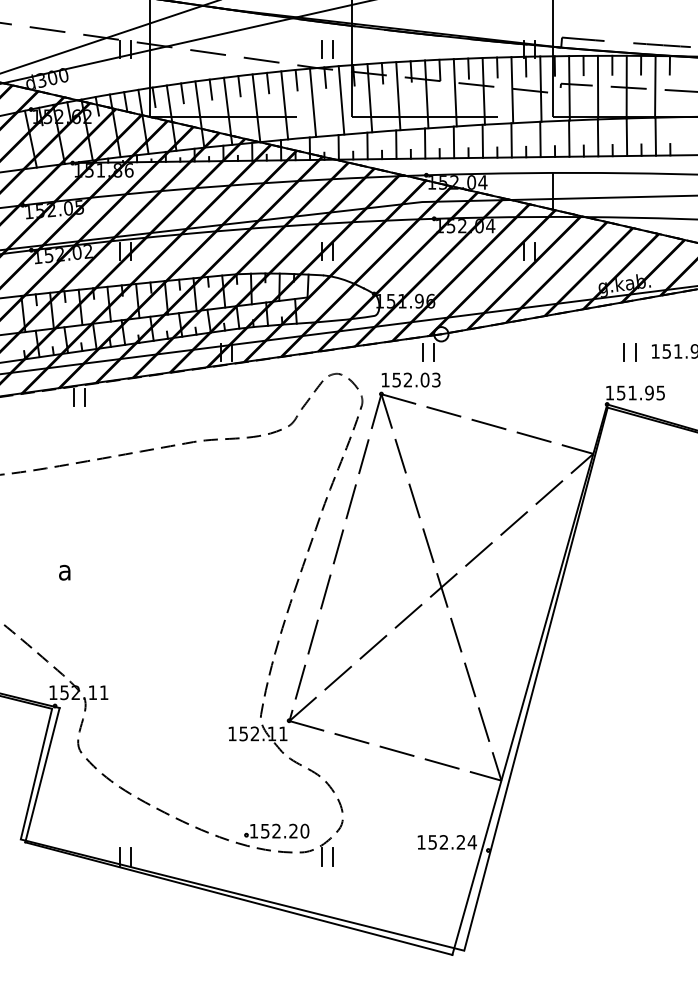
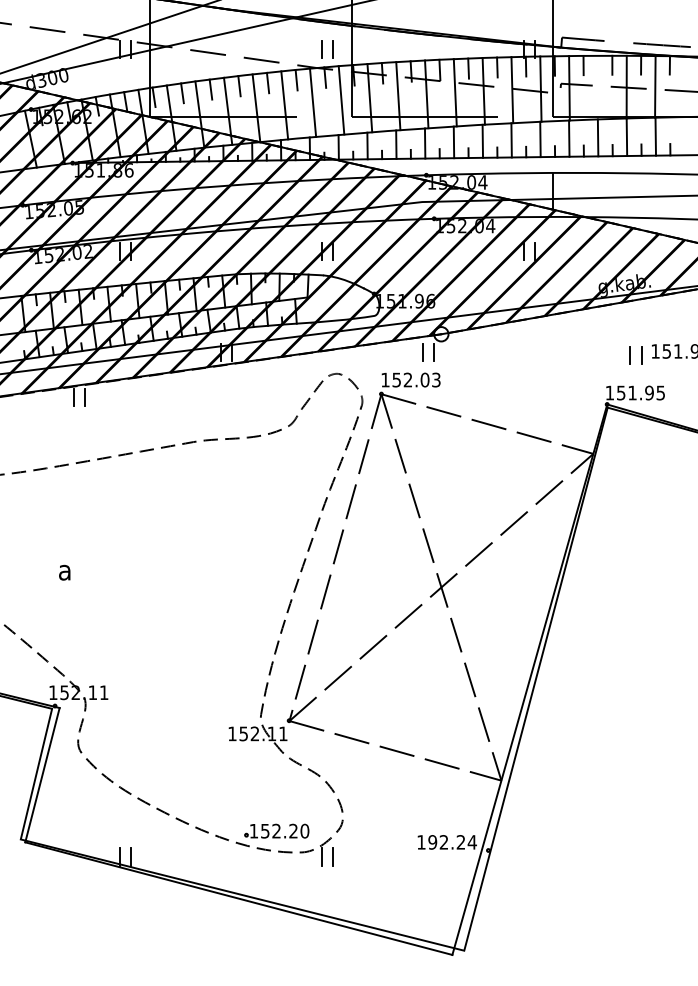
line: present -> none (597, 87)
part position: (629, 352) -> (635, 355) (635, 355)
text: 152.24 -> 192.24 (432, 842)
